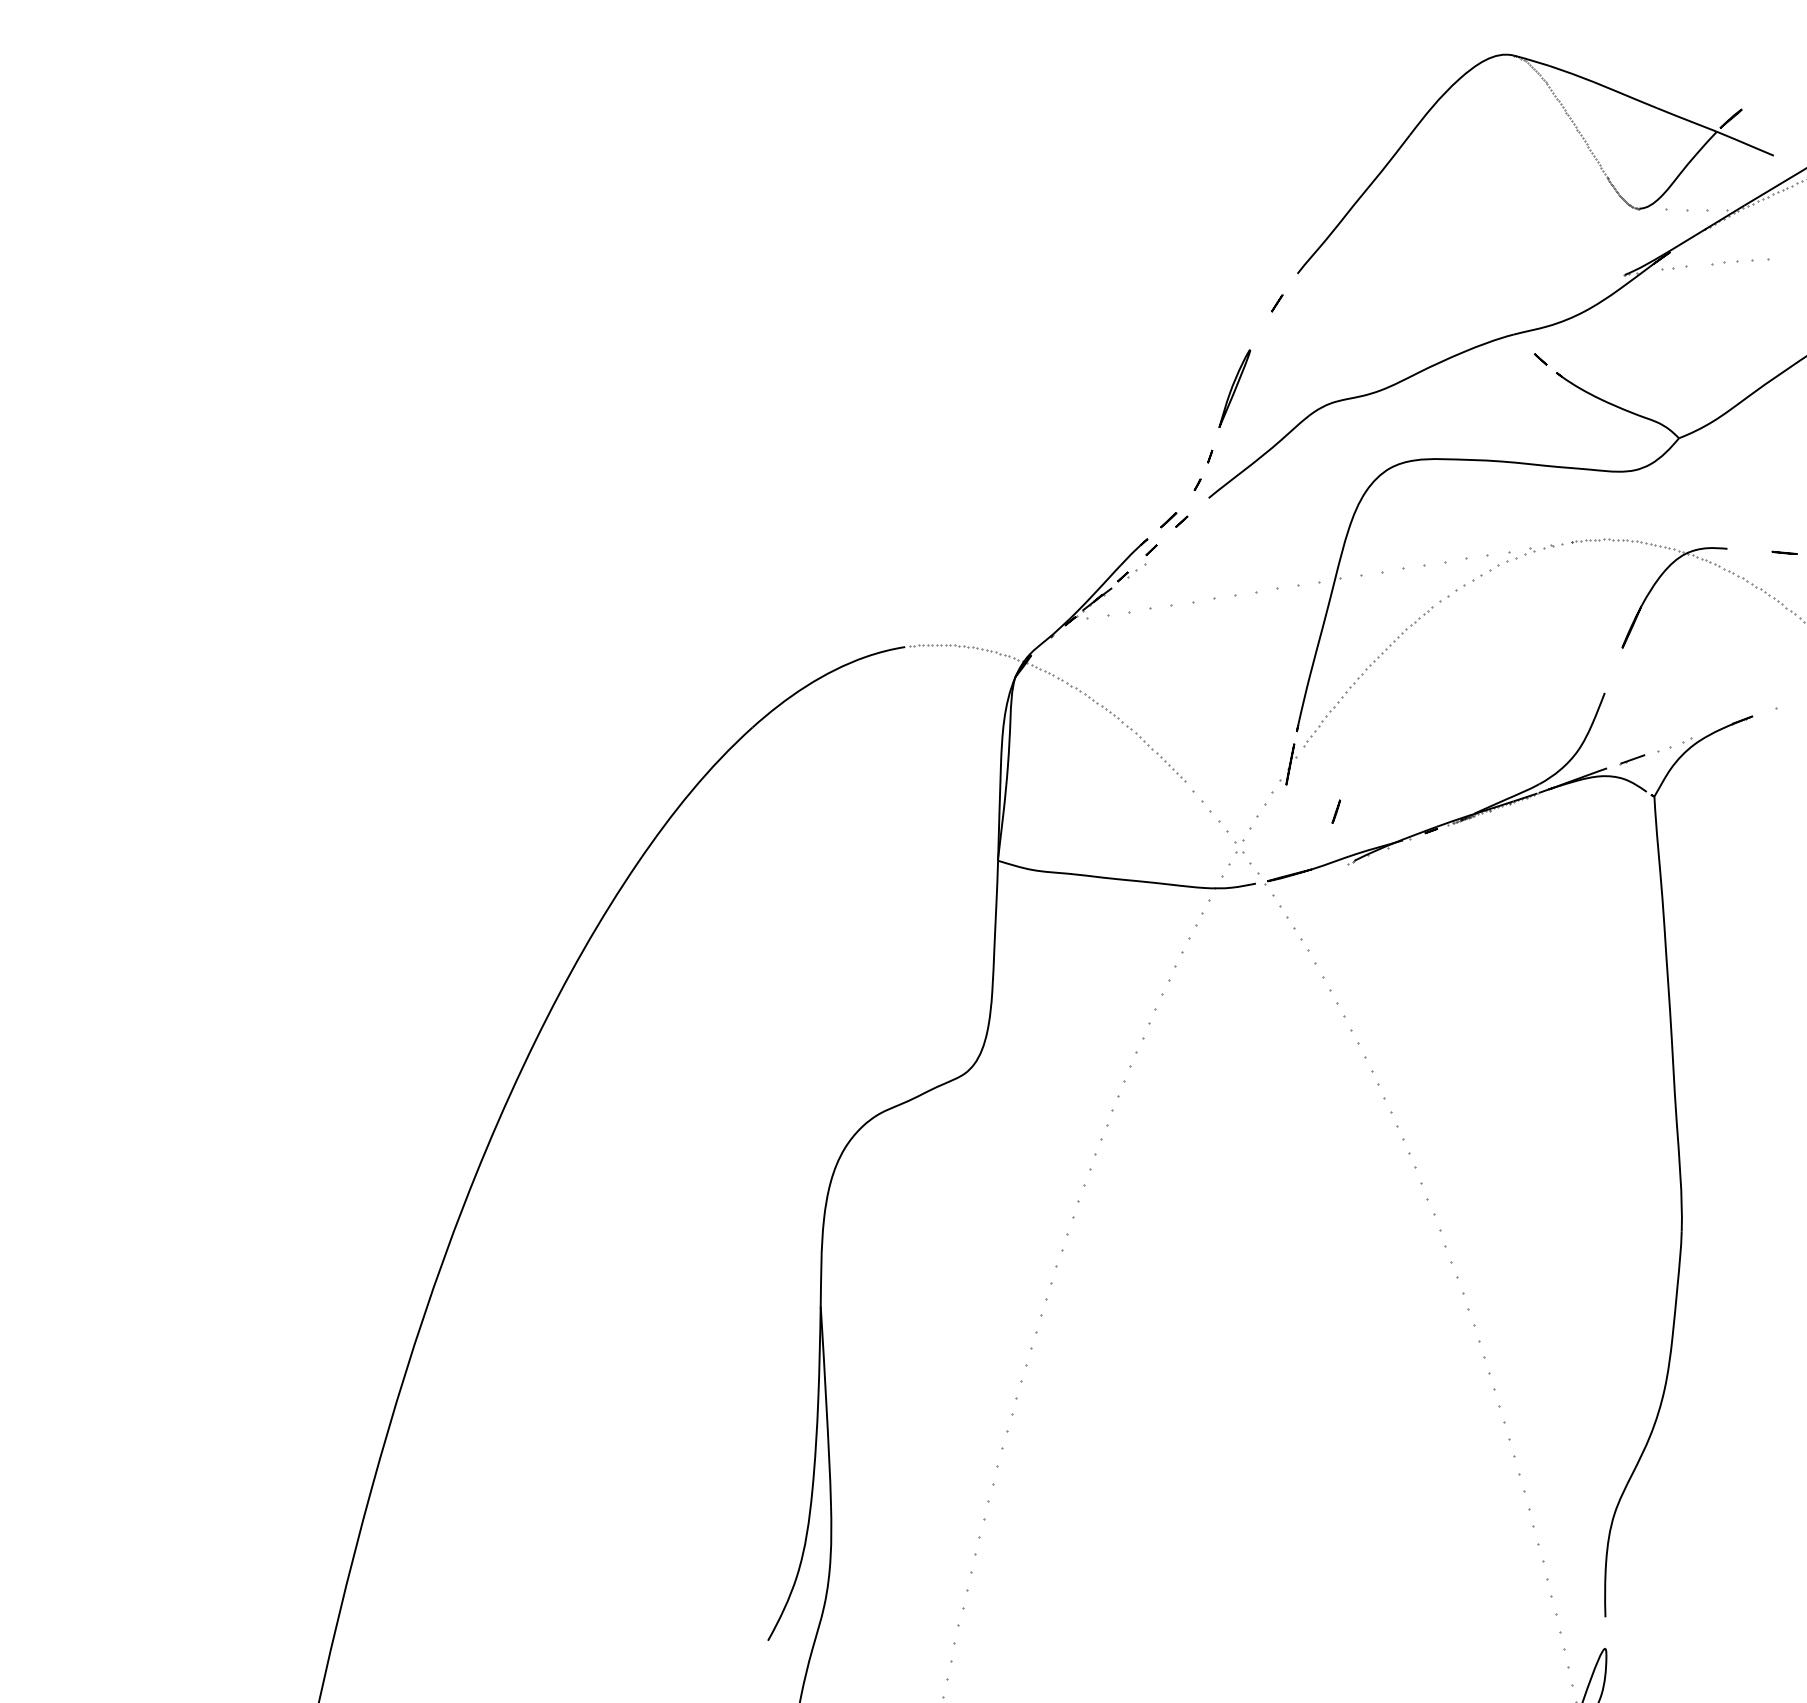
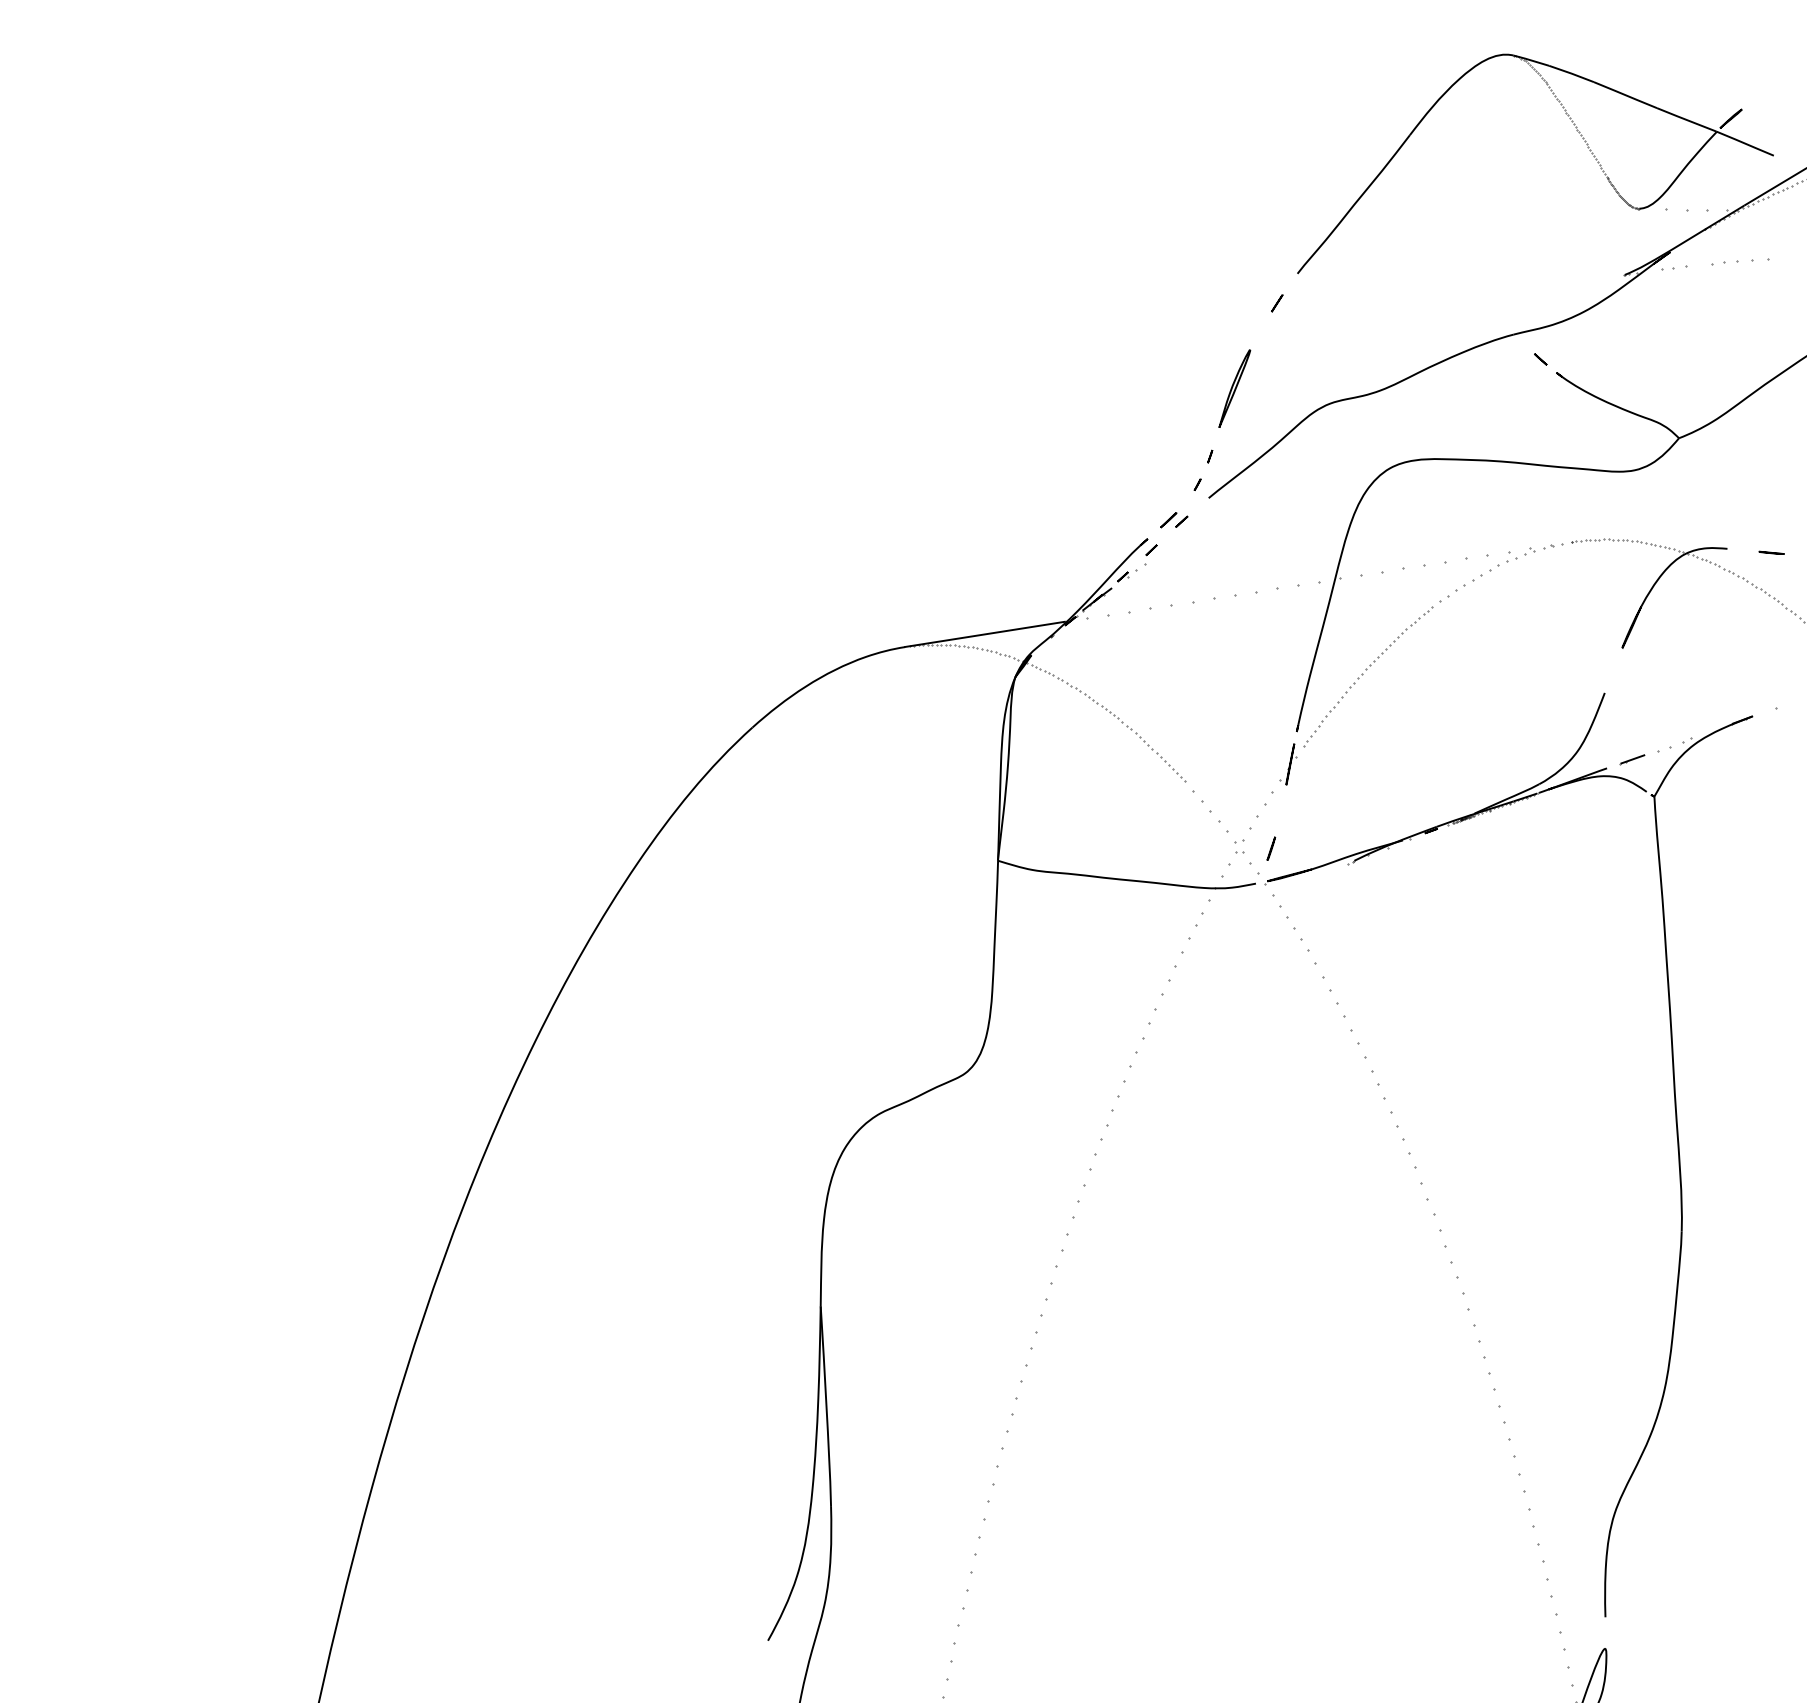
line position: (1784, 552) -> (1771, 552) (1771, 552)
line: none -> present (984, 633)
line position: (1336, 811) -> (1271, 848) (1271, 848)
